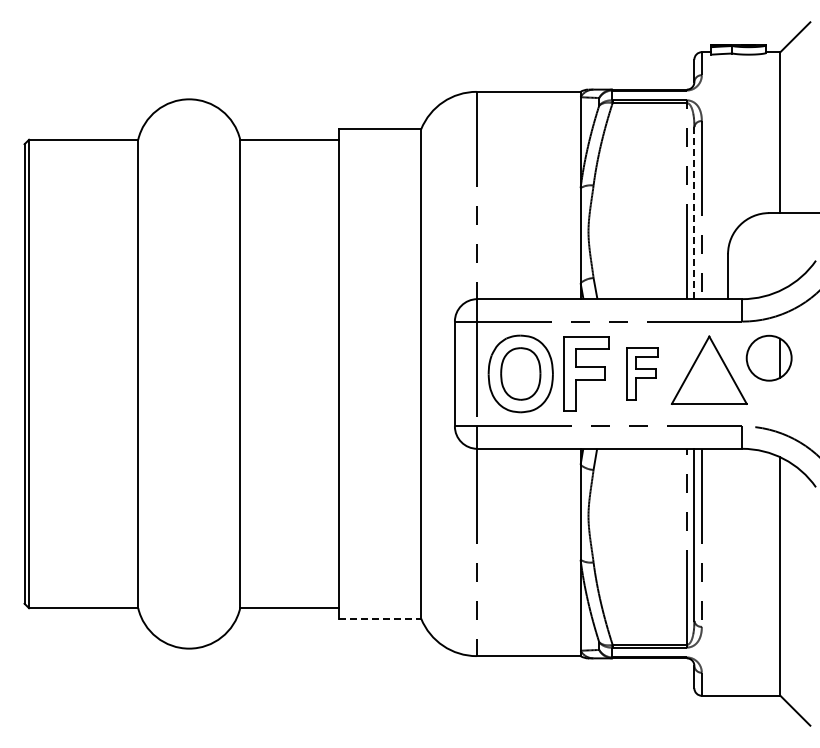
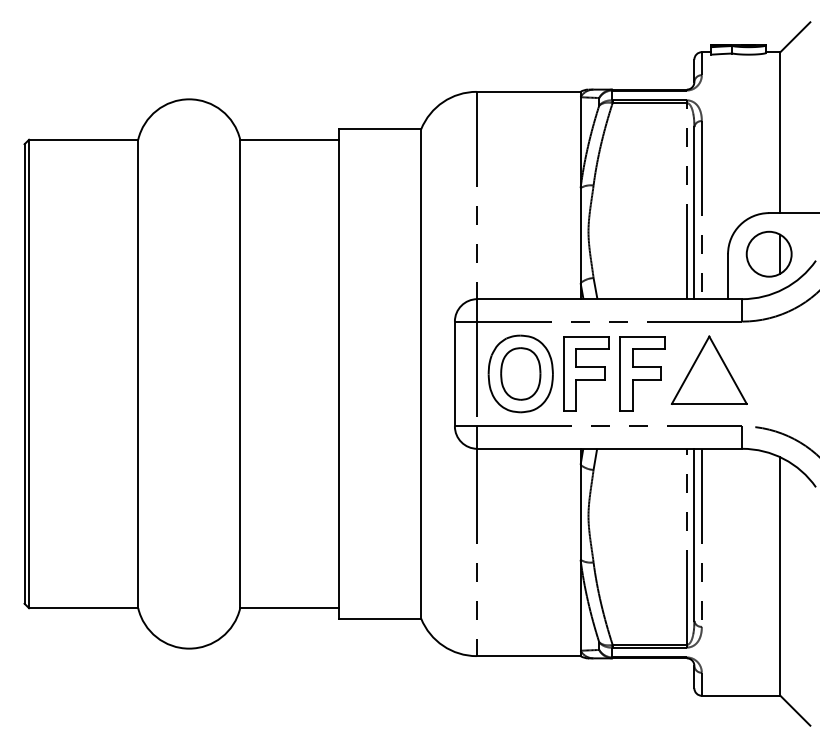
line: dashed -> solid (694, 212)
part position: (768, 357) -> (768, 253) (768, 253)
part size: 33x54 px -> 47x76 px (642, 373)
line: dashed -> solid (380, 618)
